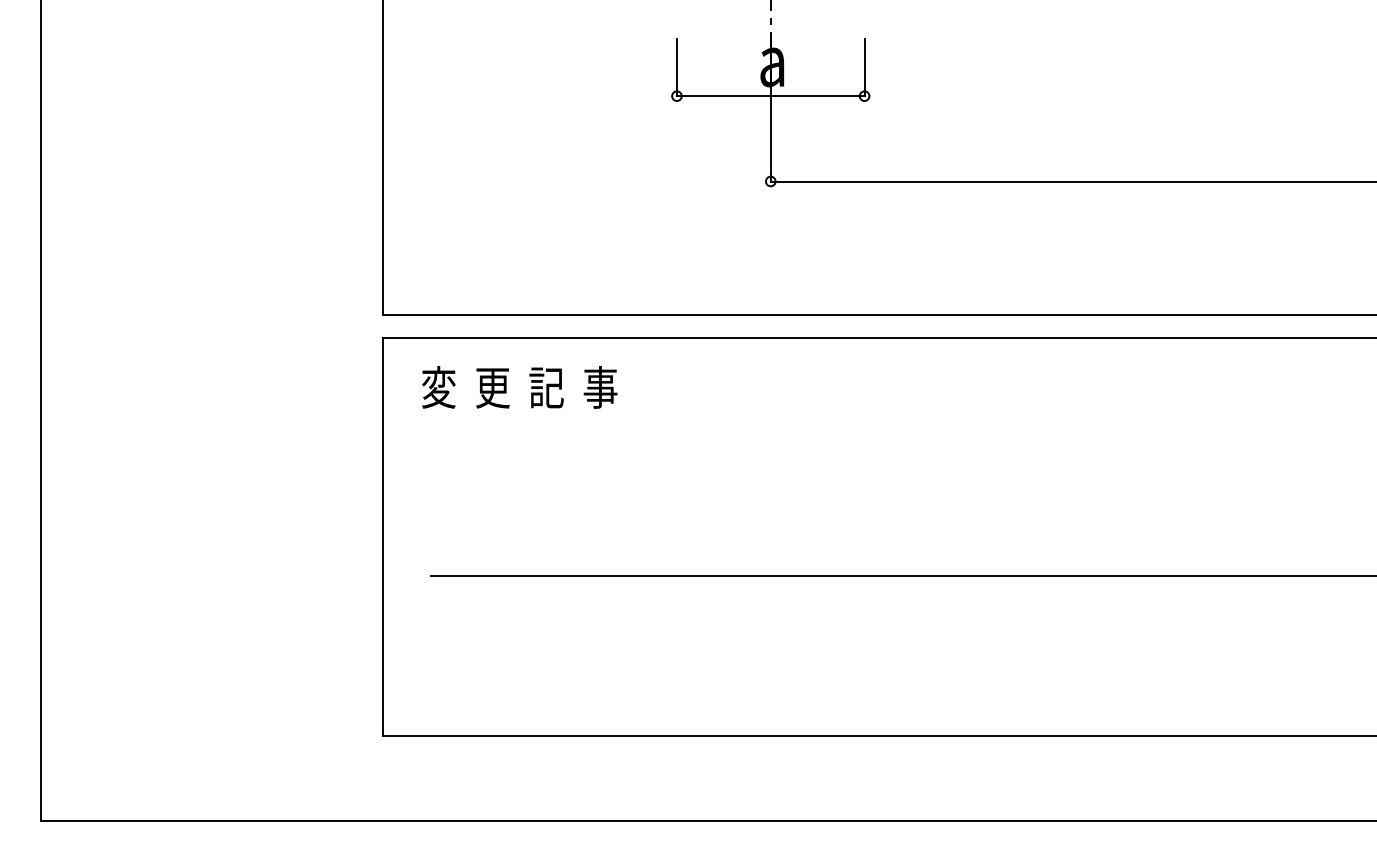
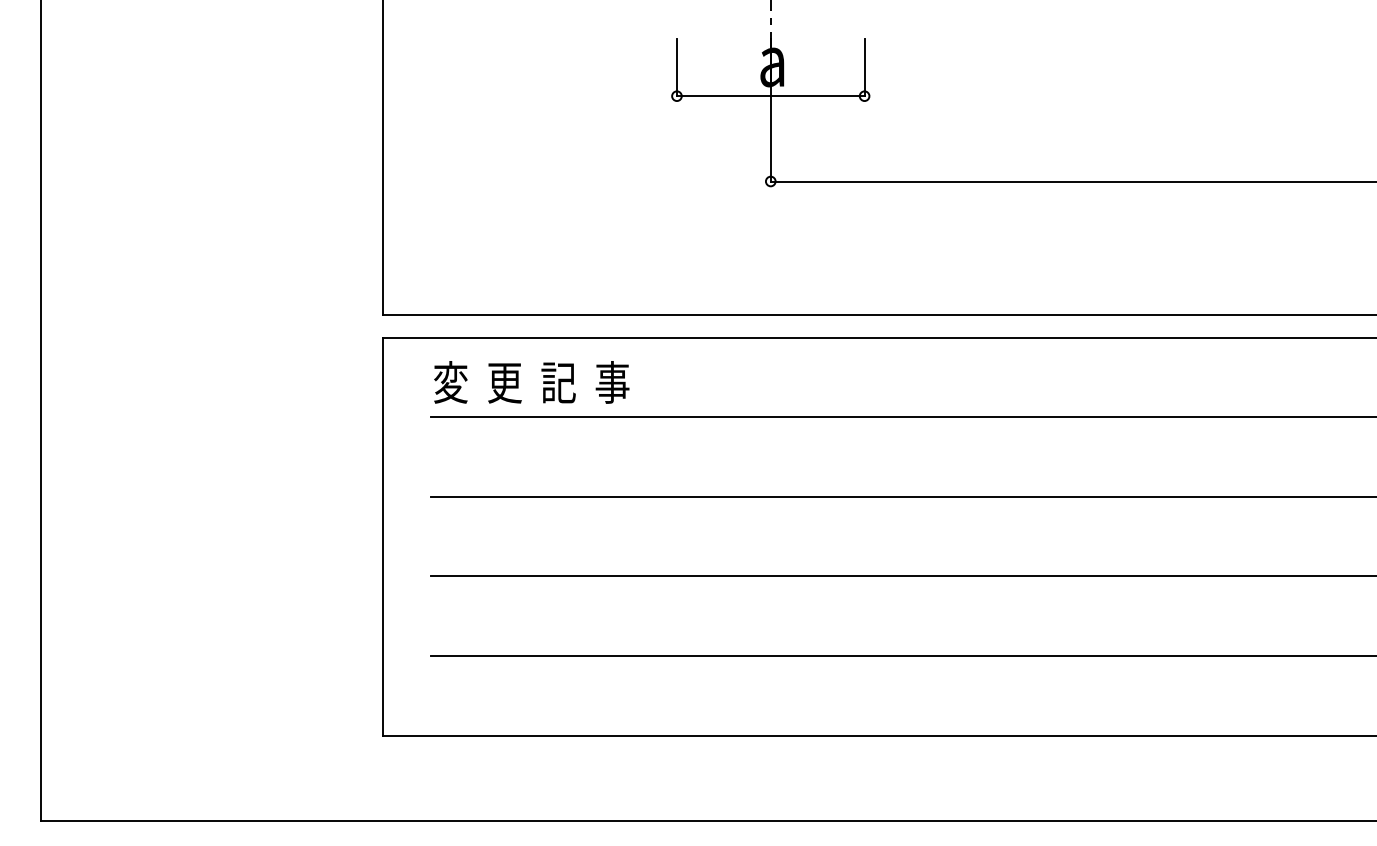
text position: (519, 387) -> (531, 382) (531, 382)
line: none -> present (901, 417)
line: none -> present (901, 496)
line: none -> present (901, 655)
